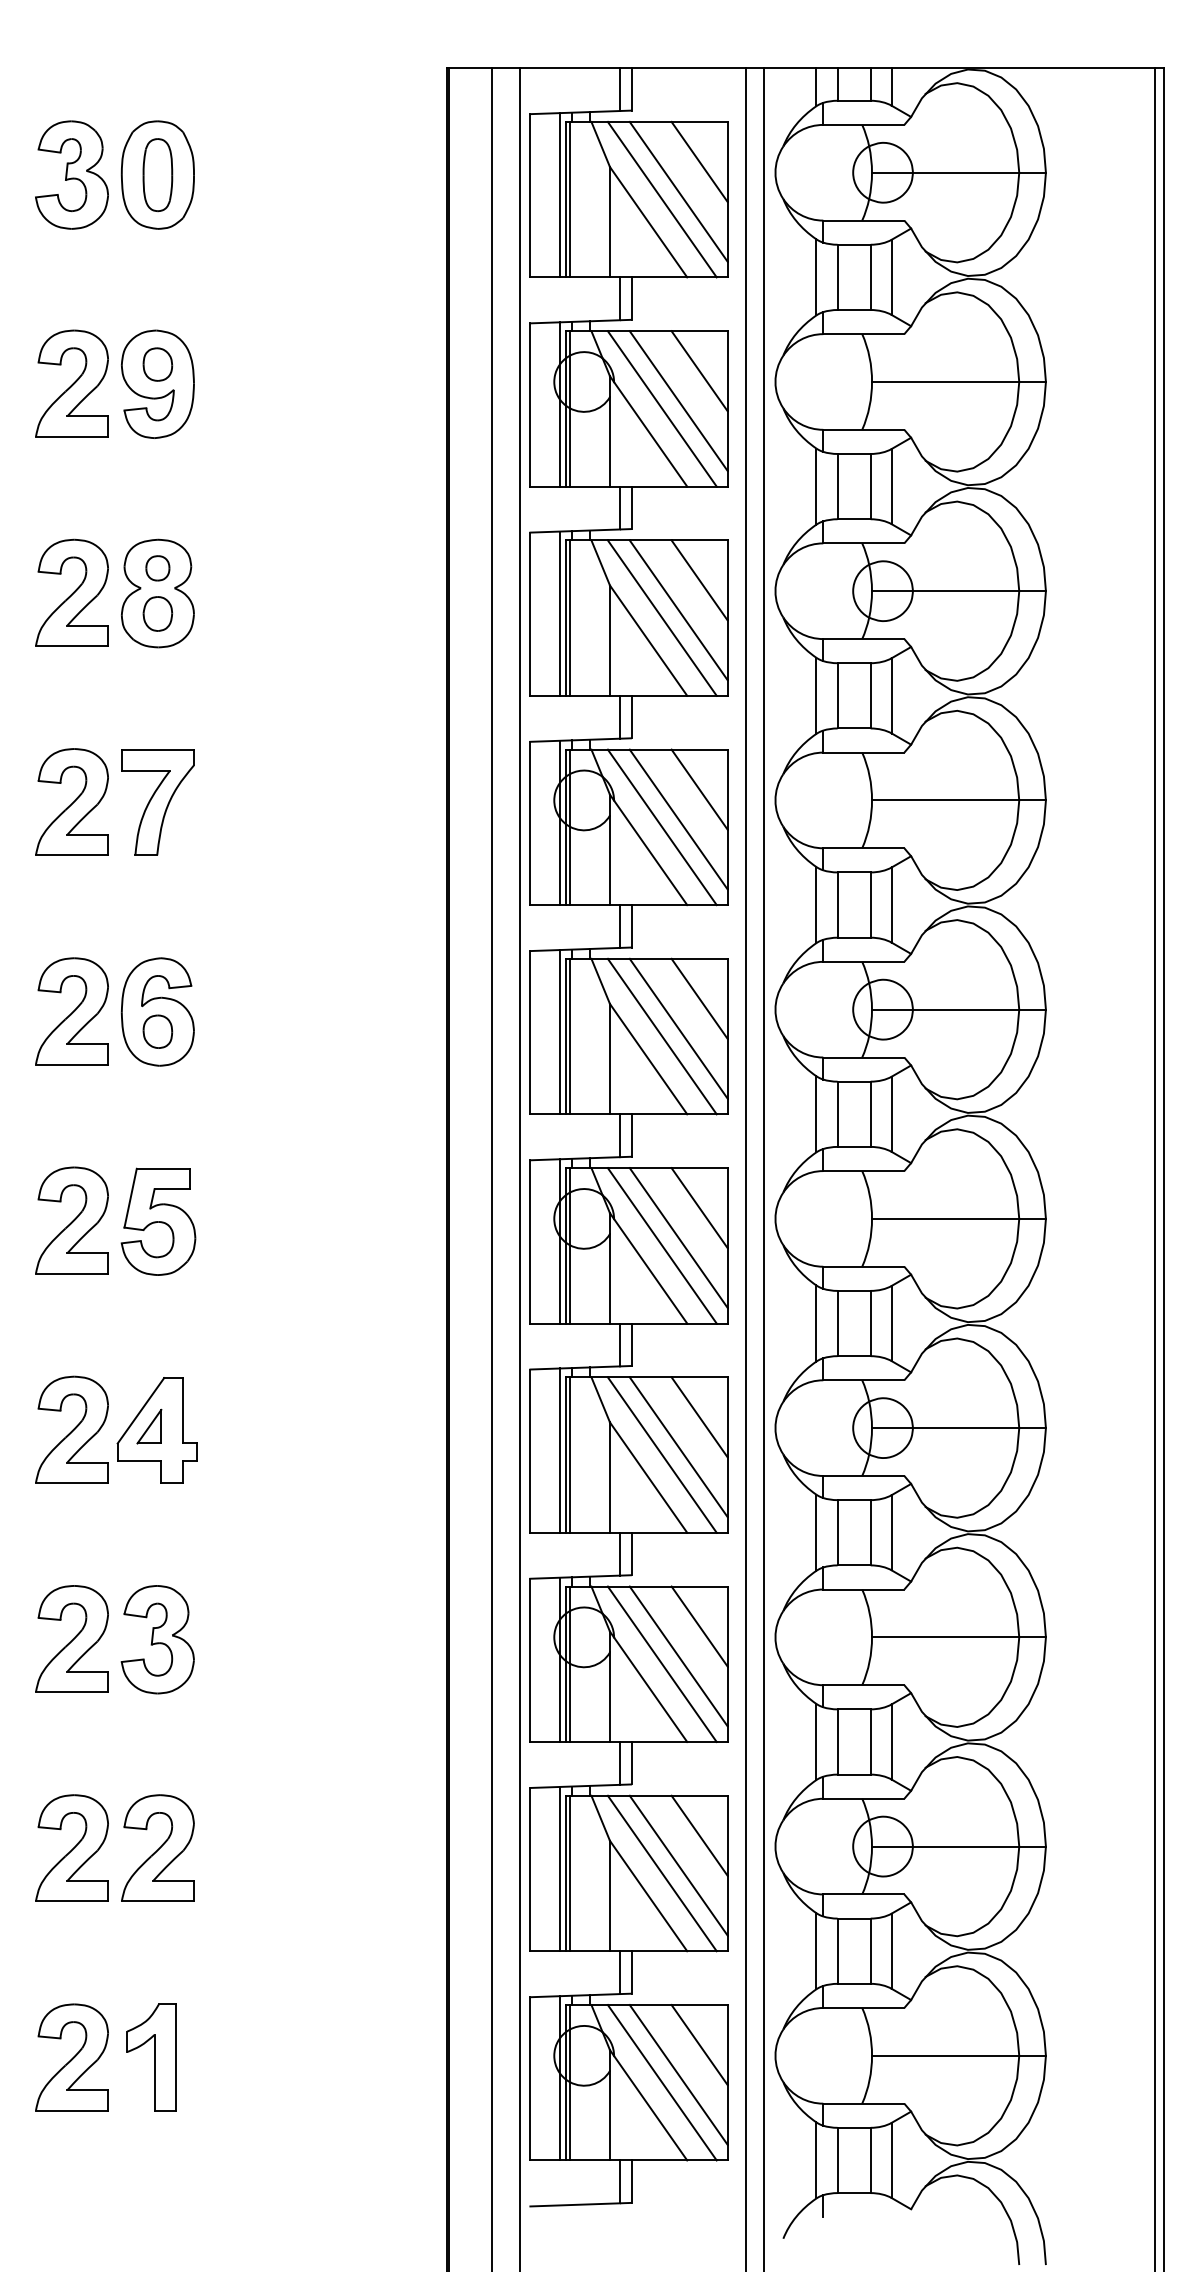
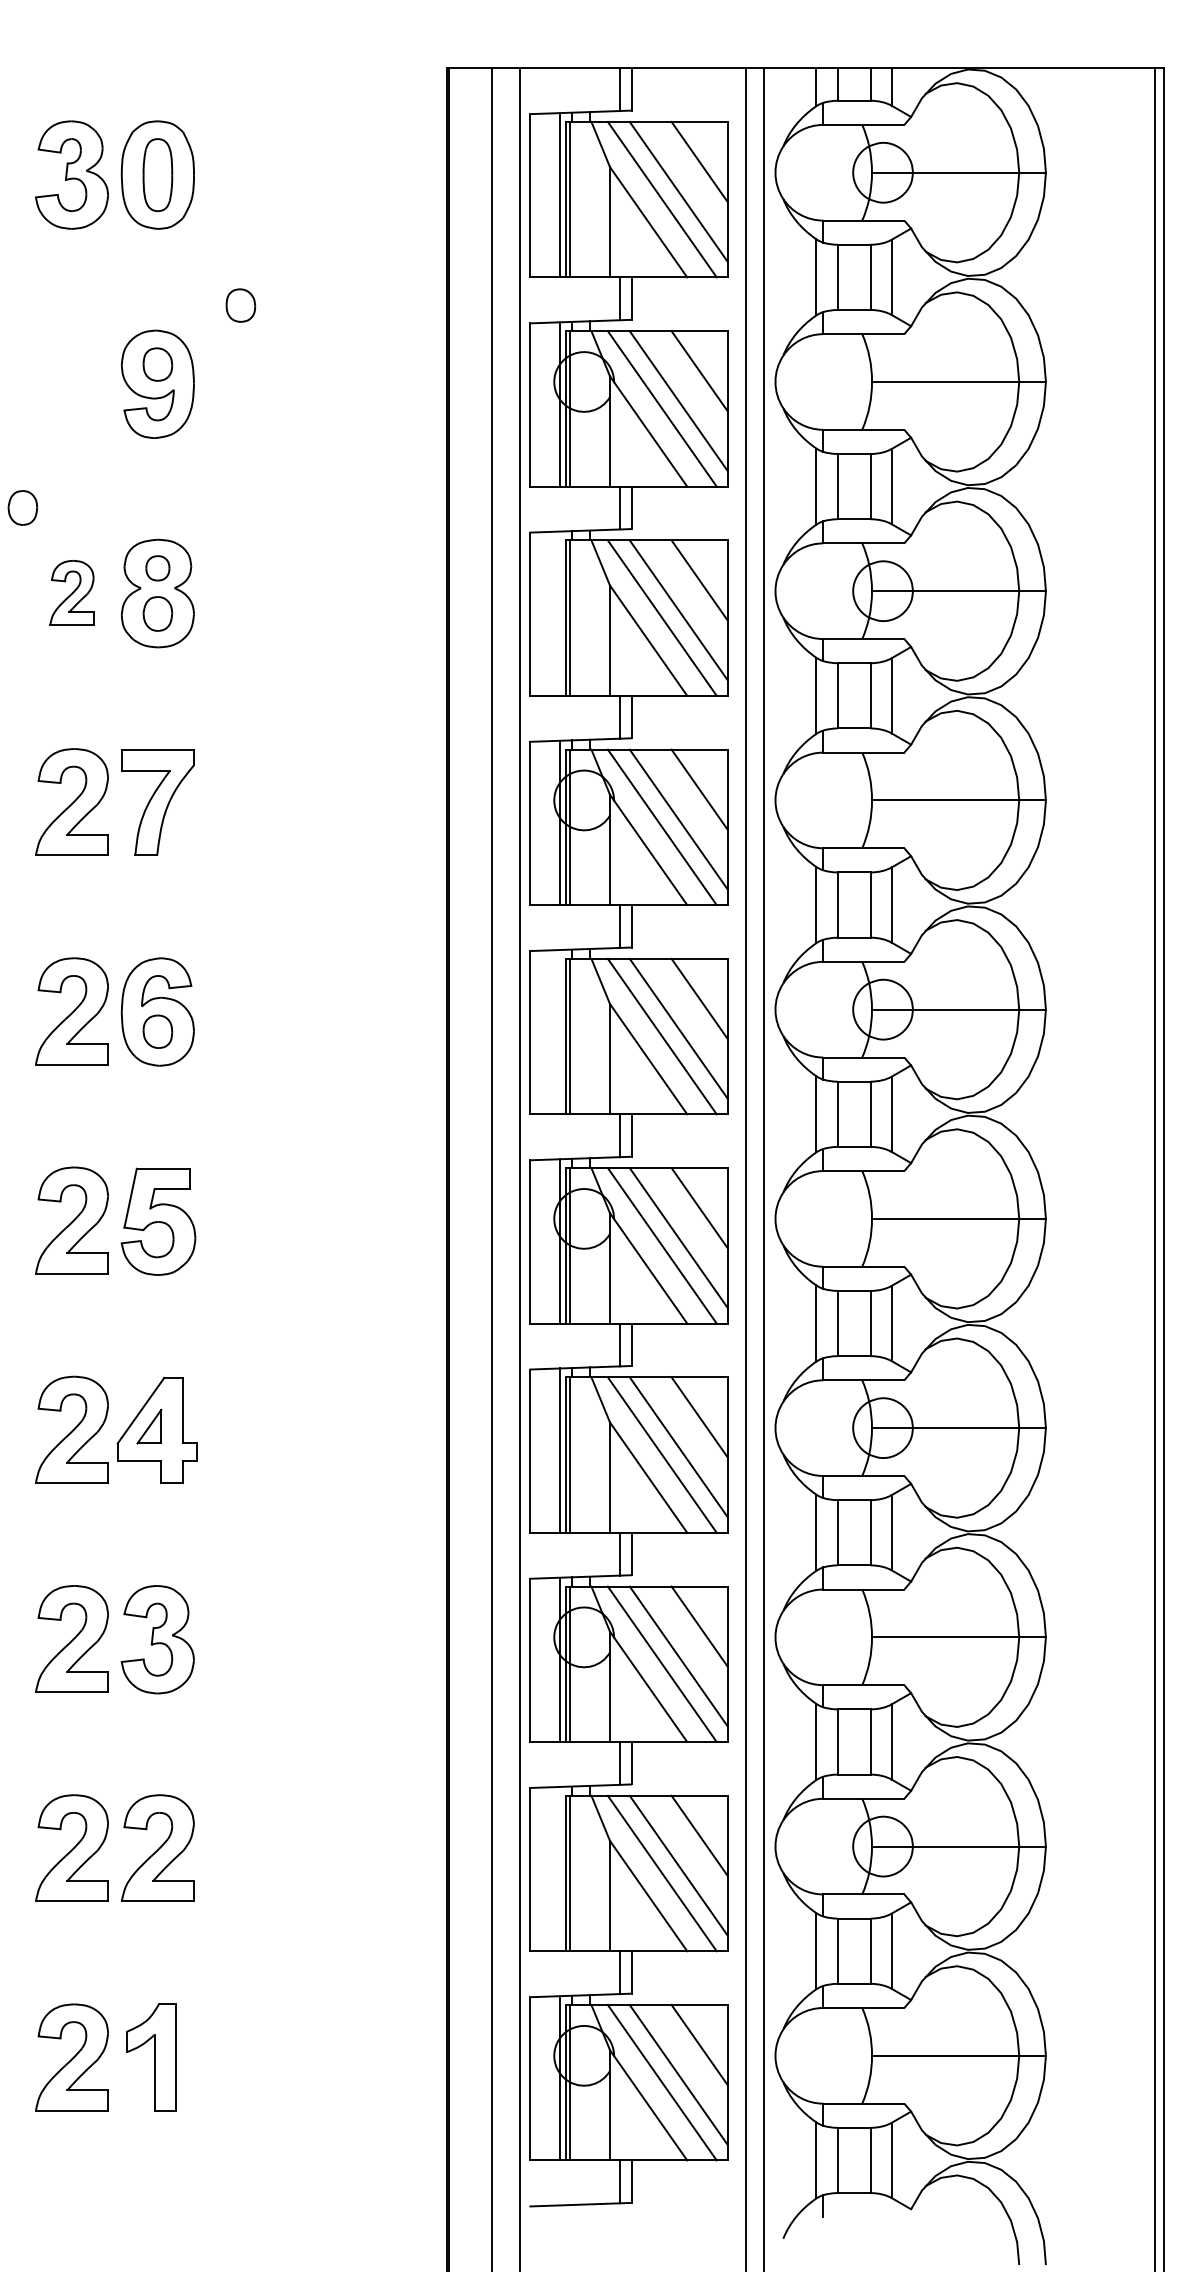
part: none -> present (240, 305)
part: present -> none (71, 383)
part: none -> present (22, 507)
part size: 74x109 px -> 46x66 px (71, 592)
line: present -> none (560, 613)
line: present -> none (560, 1032)
line: present -> none (560, 1868)
